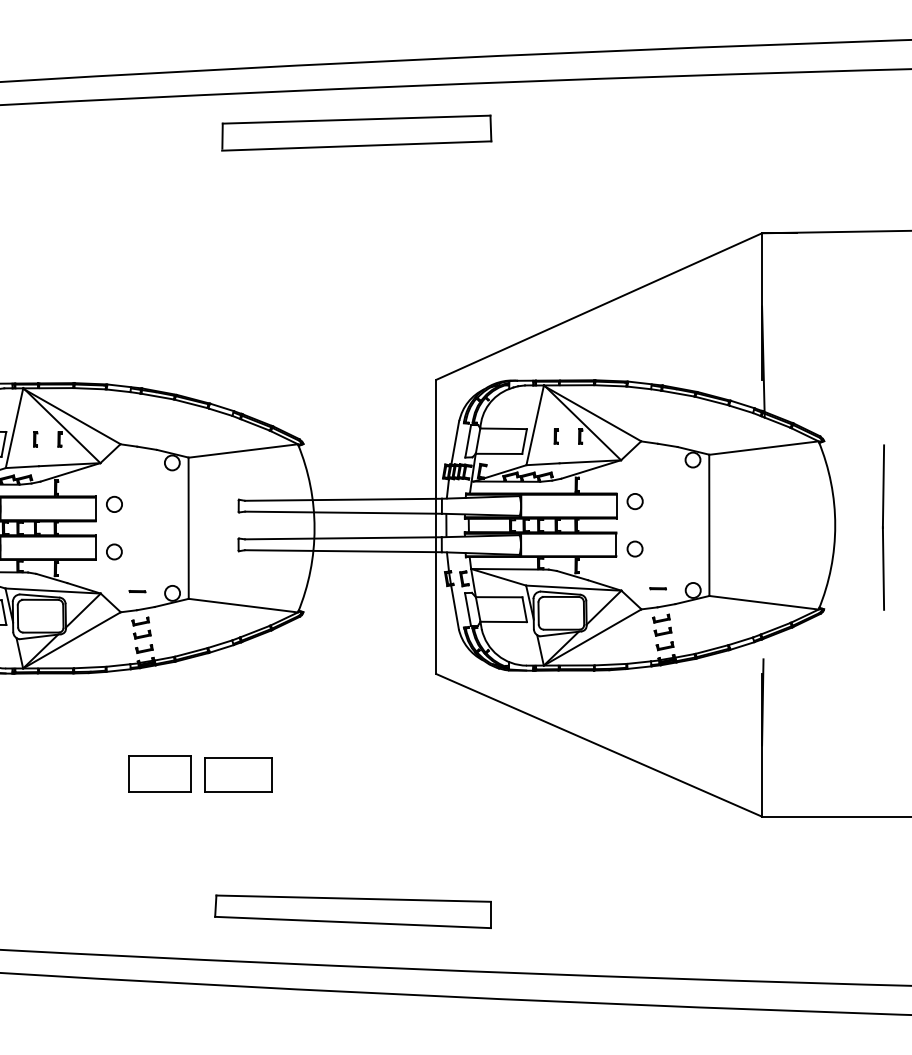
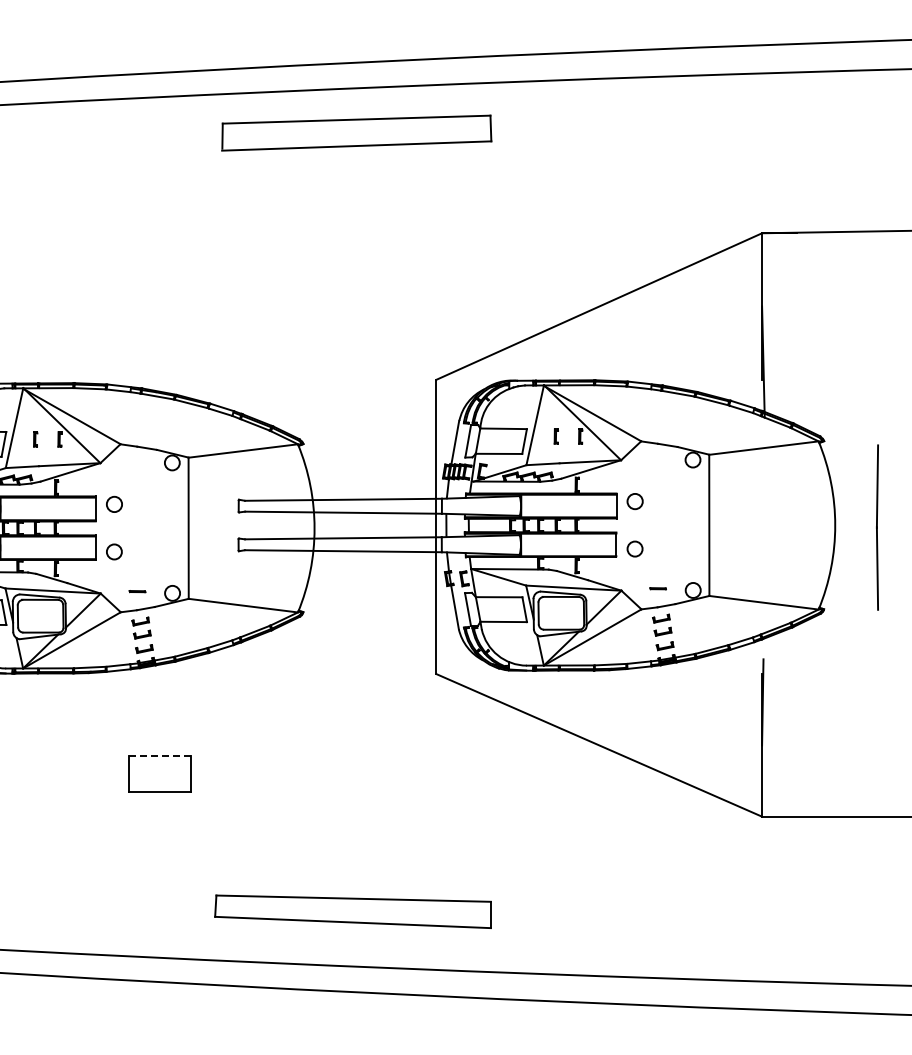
line position: (883, 527) -> (877, 527) (877, 527)
line: solid -> dashed (159, 756)
part: present -> none (238, 774)
